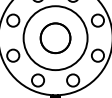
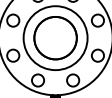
circle size: 33x33 px -> 45x45 px (55, 38)
